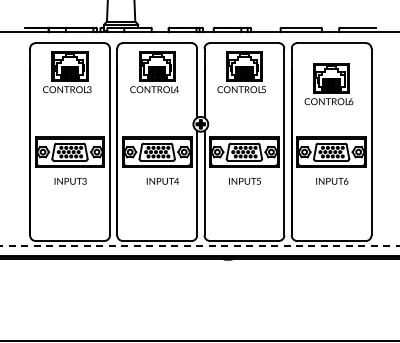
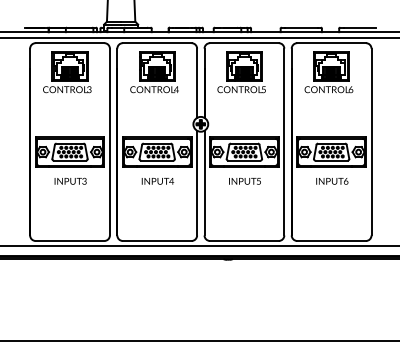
line: none -> present (199, 37)
part position: (328, 84) -> (328, 72) (328, 72)
text position: (162, 181) -> (157, 181) (157, 181)
line: dashed -> solid (200, 246)
